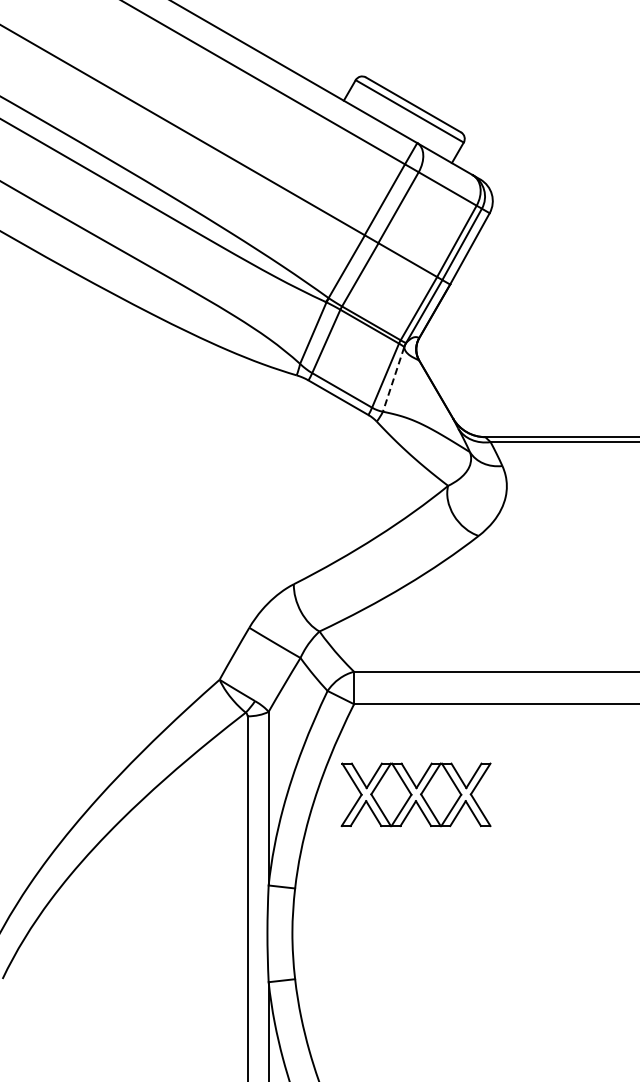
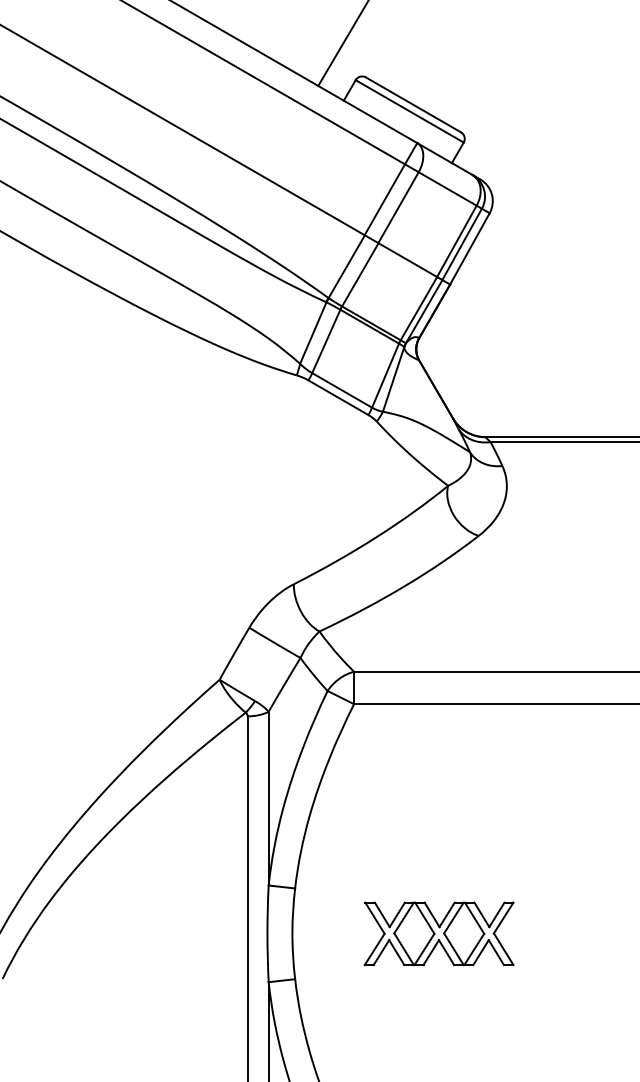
line: none -> present (342, 43)
line: dashed -> solid (393, 379)
part position: (415, 794) -> (438, 933) (438, 933)
